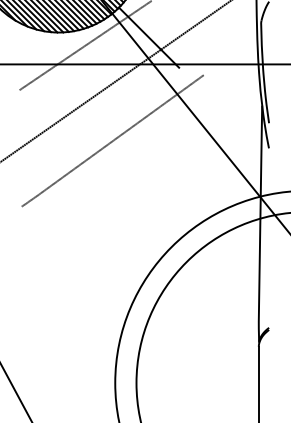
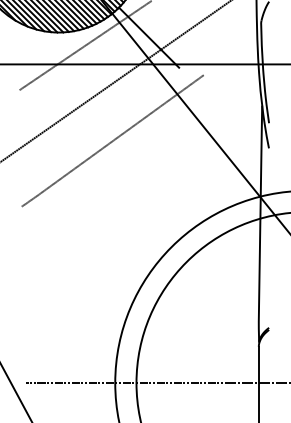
line: none -> present (156, 383)
